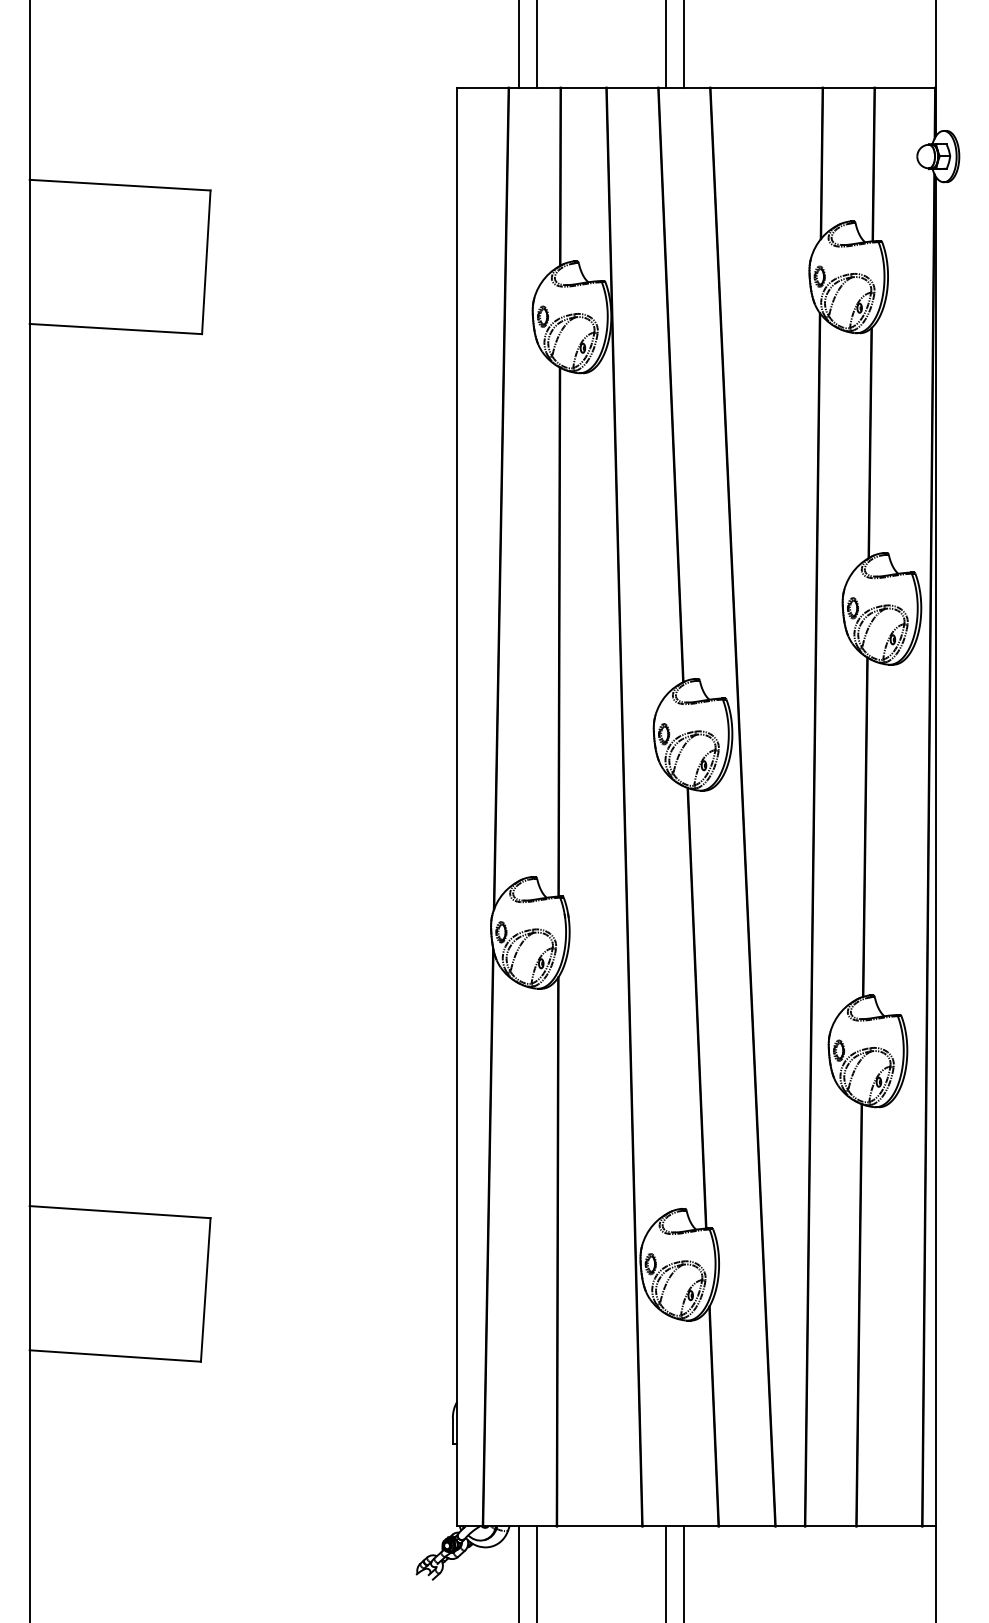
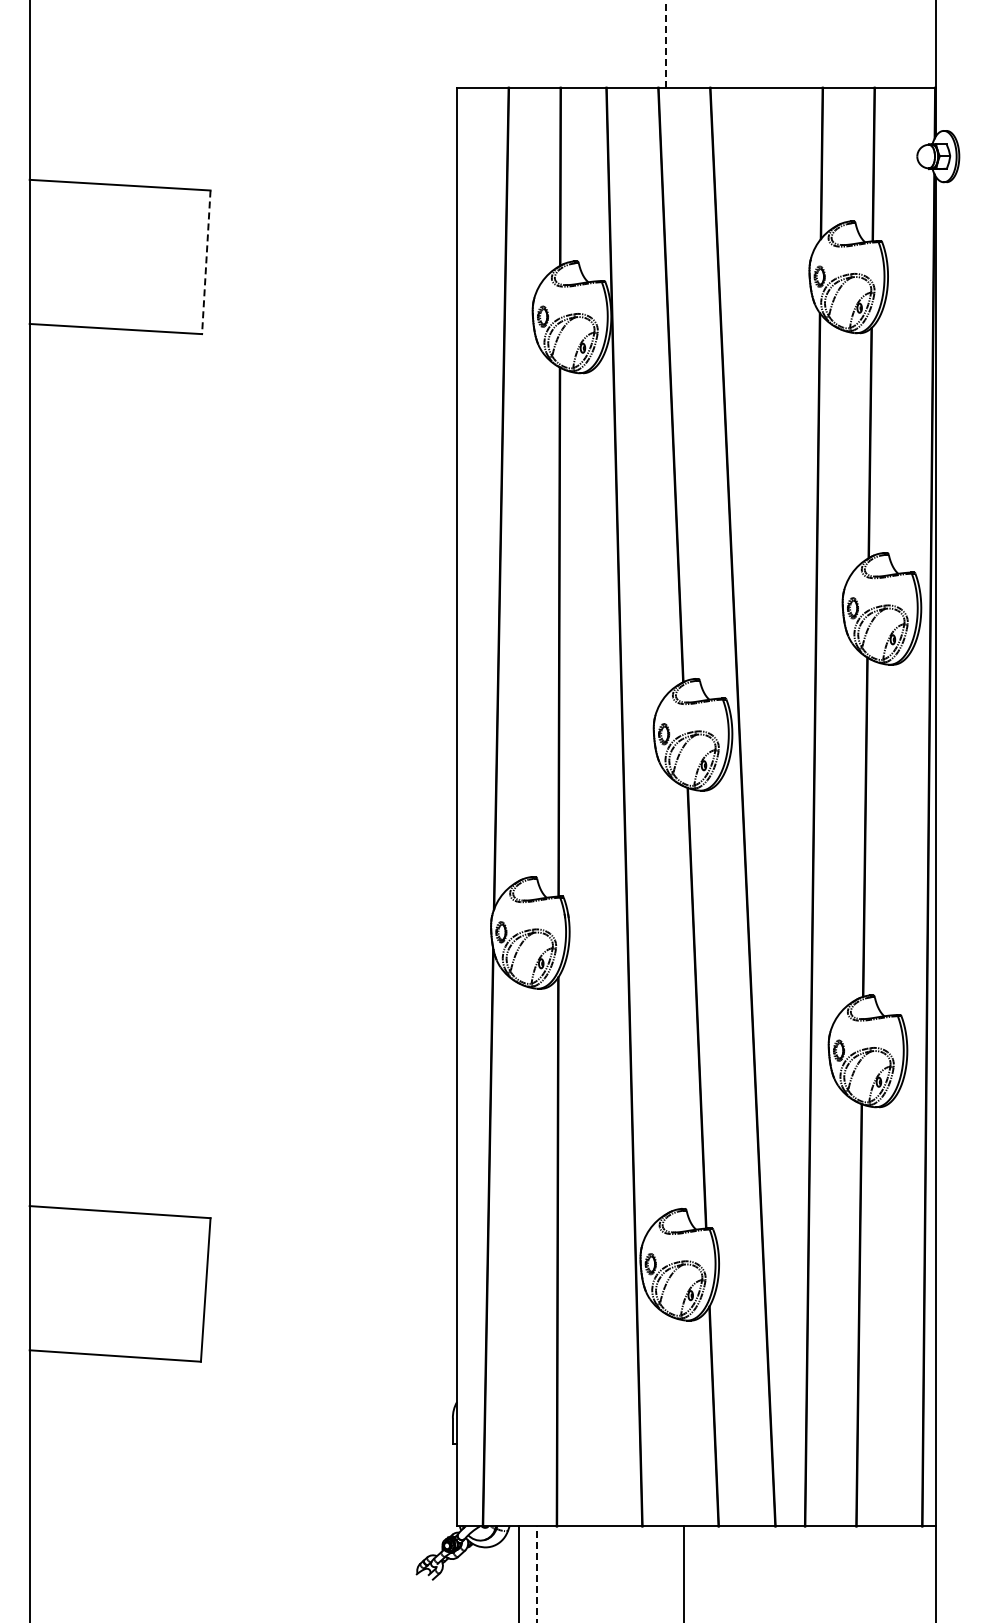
line: solid -> dashed (665, 43)
line: present -> none (519, 44)
line: present -> none (537, 44)
line: present -> none (683, 44)
line: solid -> dashed (206, 262)
line: present -> none (665, 1572)
line: solid -> dashed (537, 1574)
